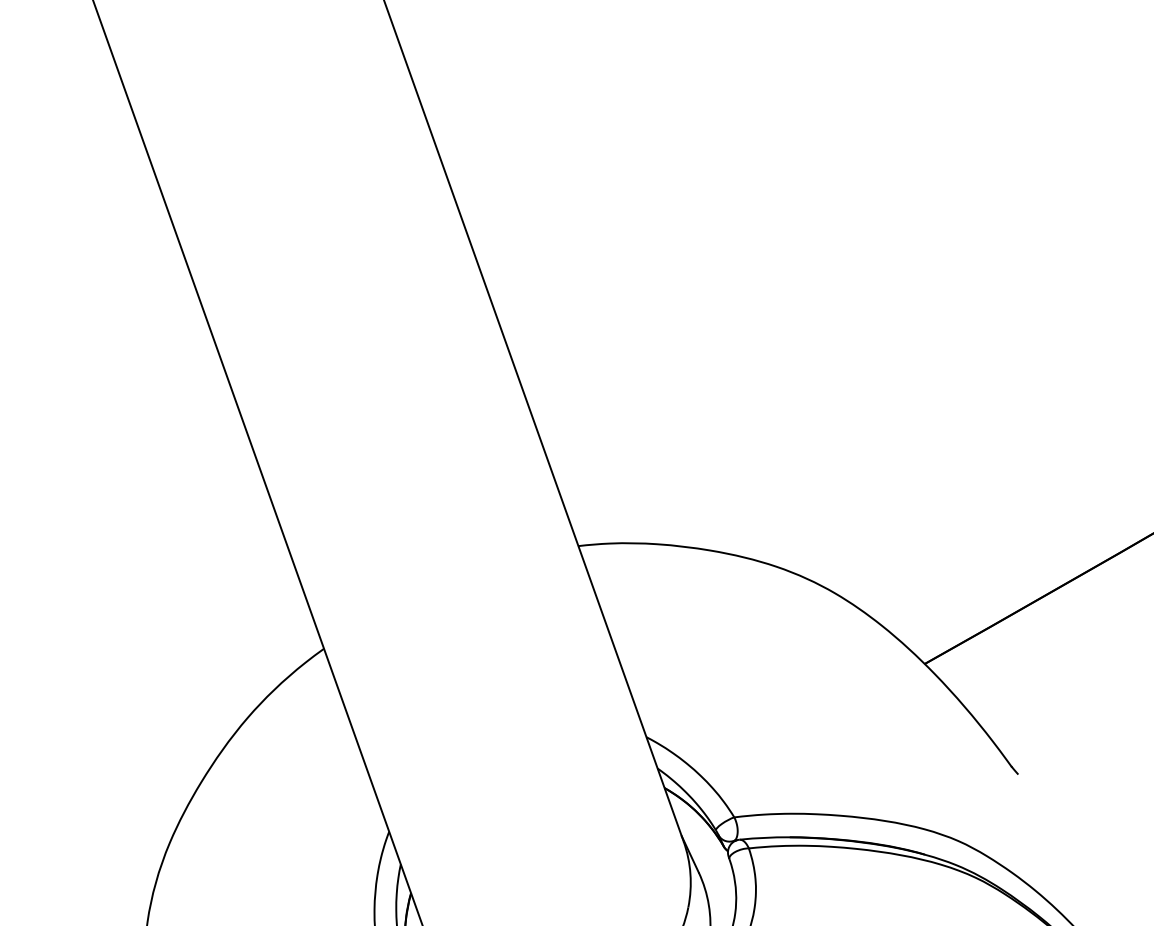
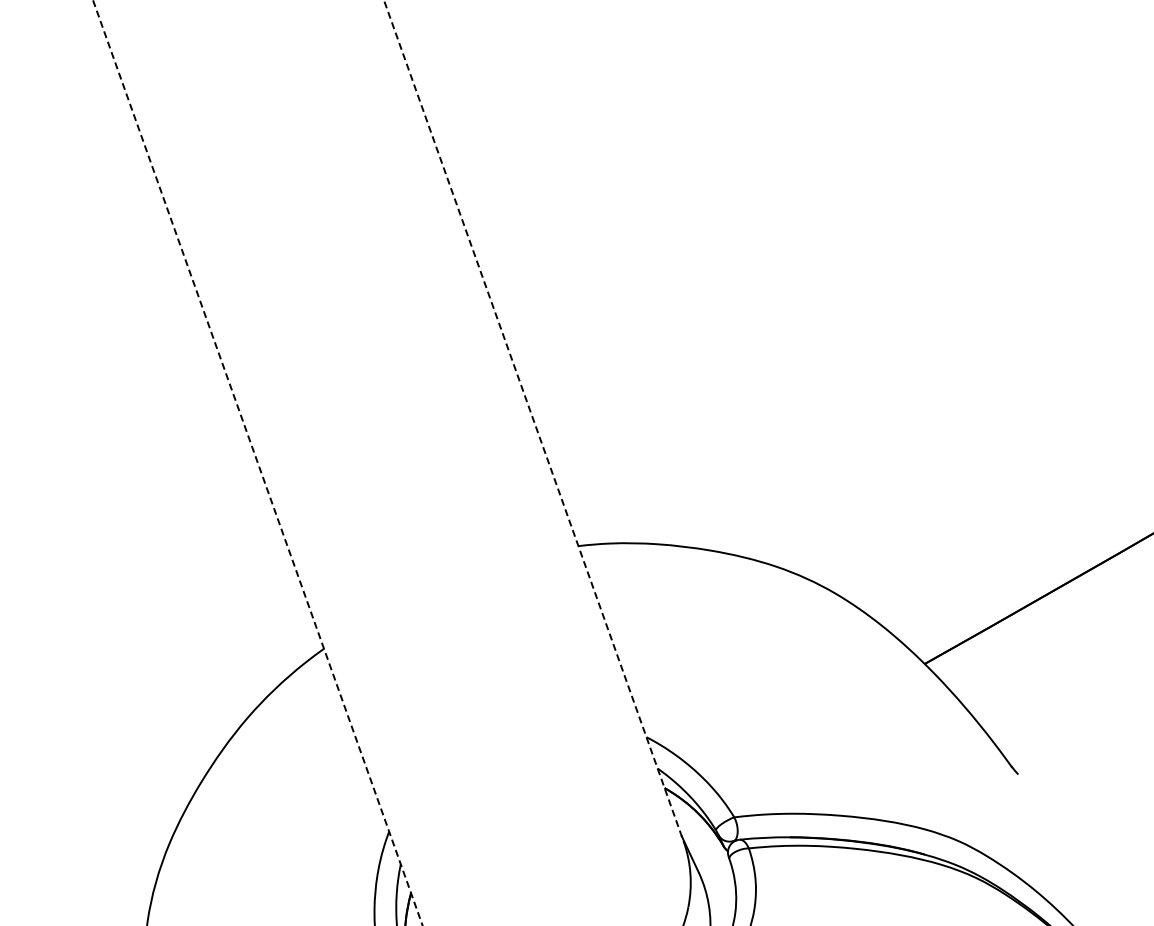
line: solid -> dashed (534, 421)
line: solid -> dashed (257, 463)
